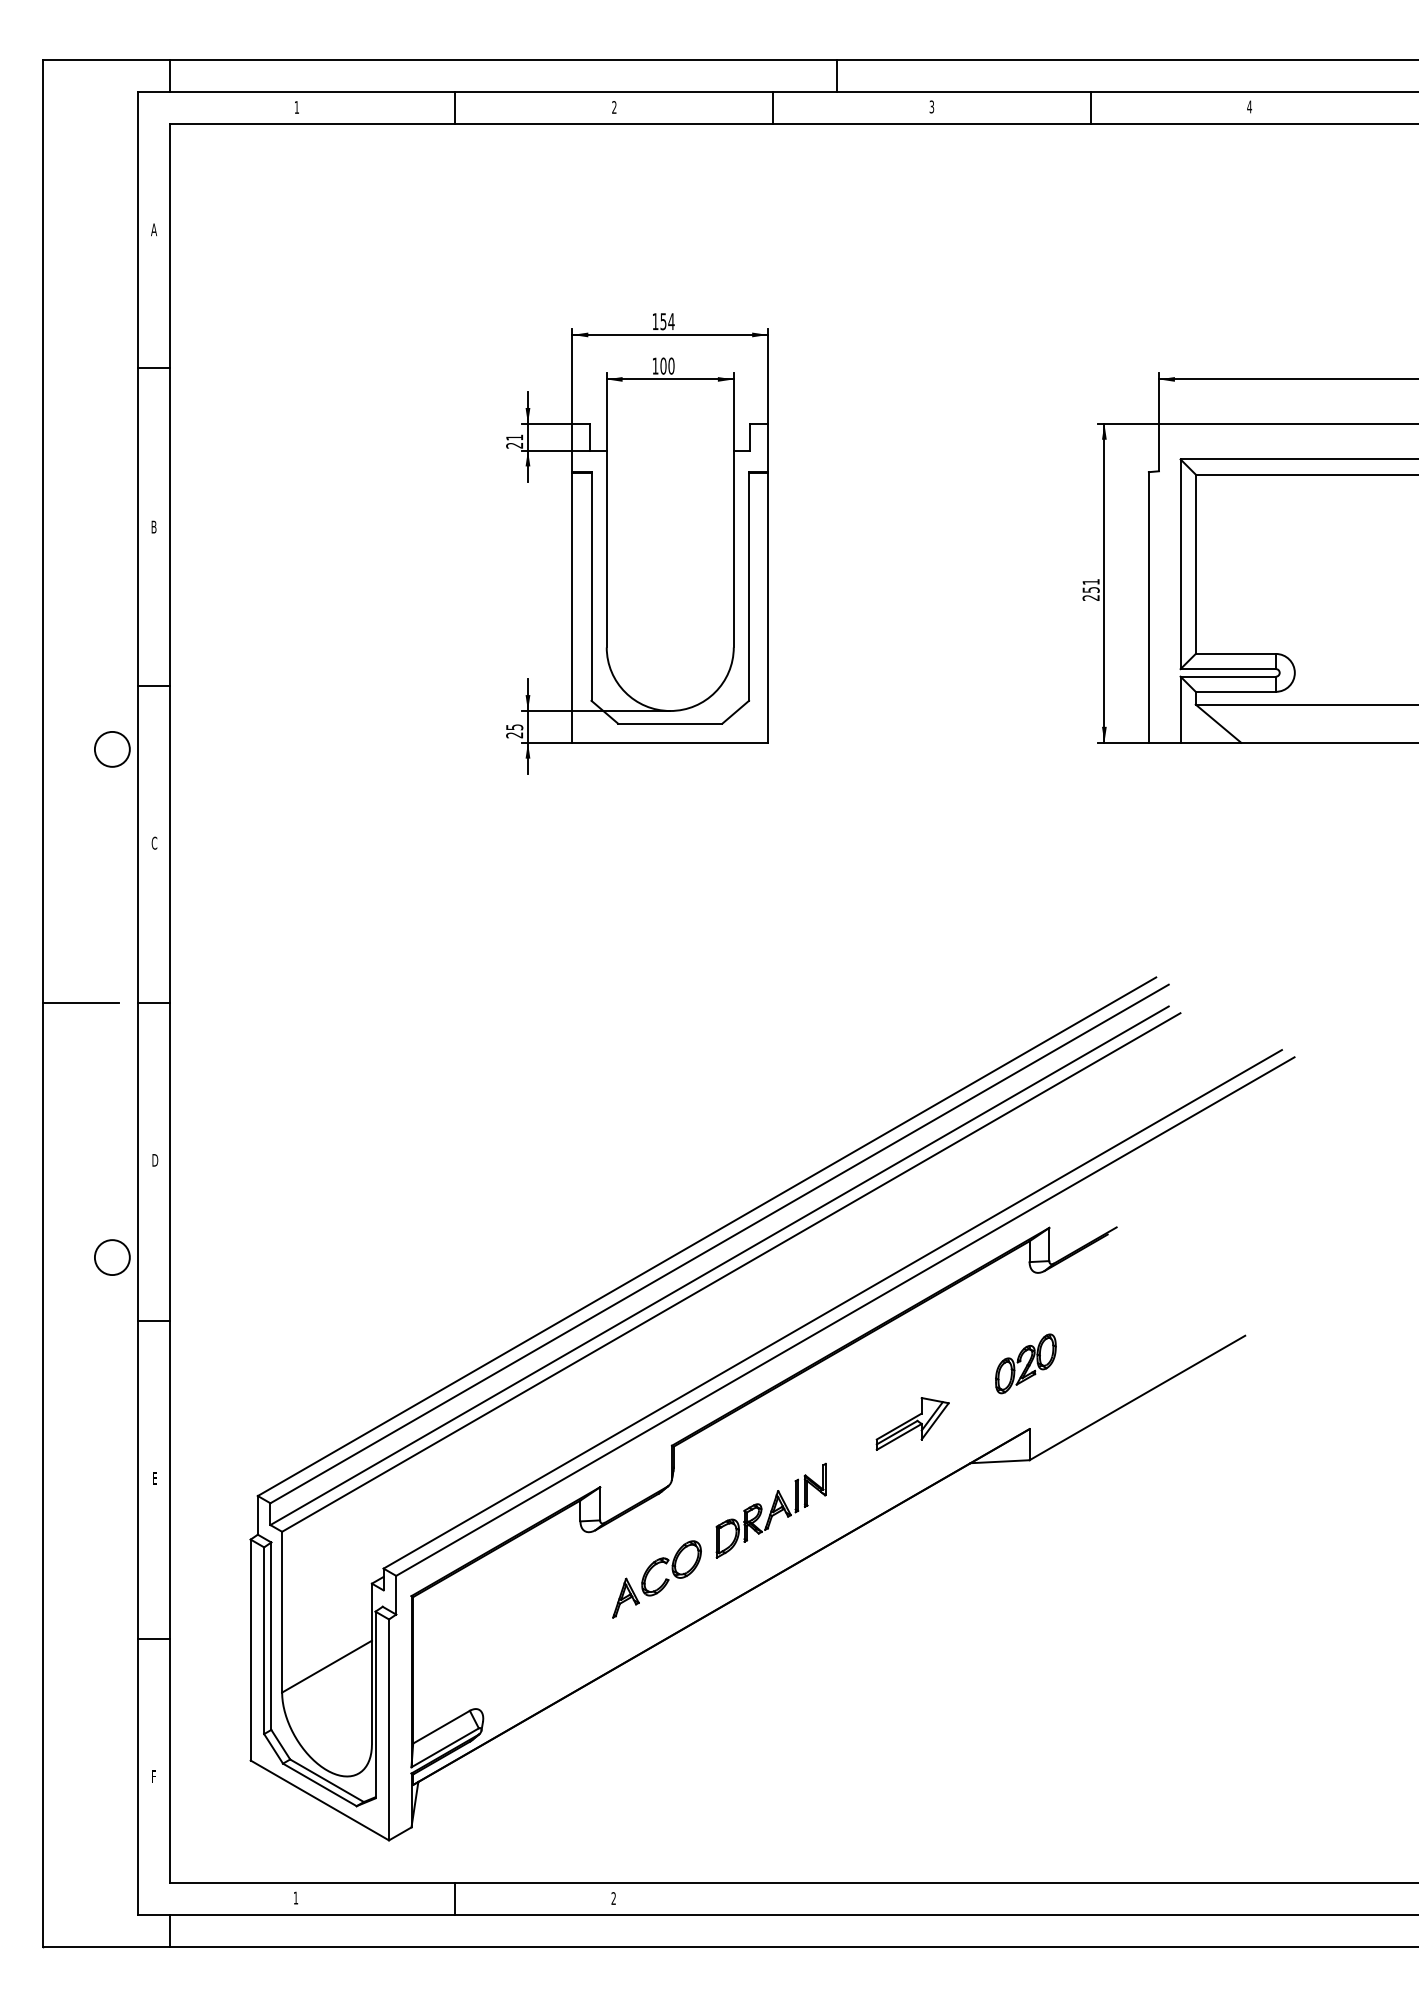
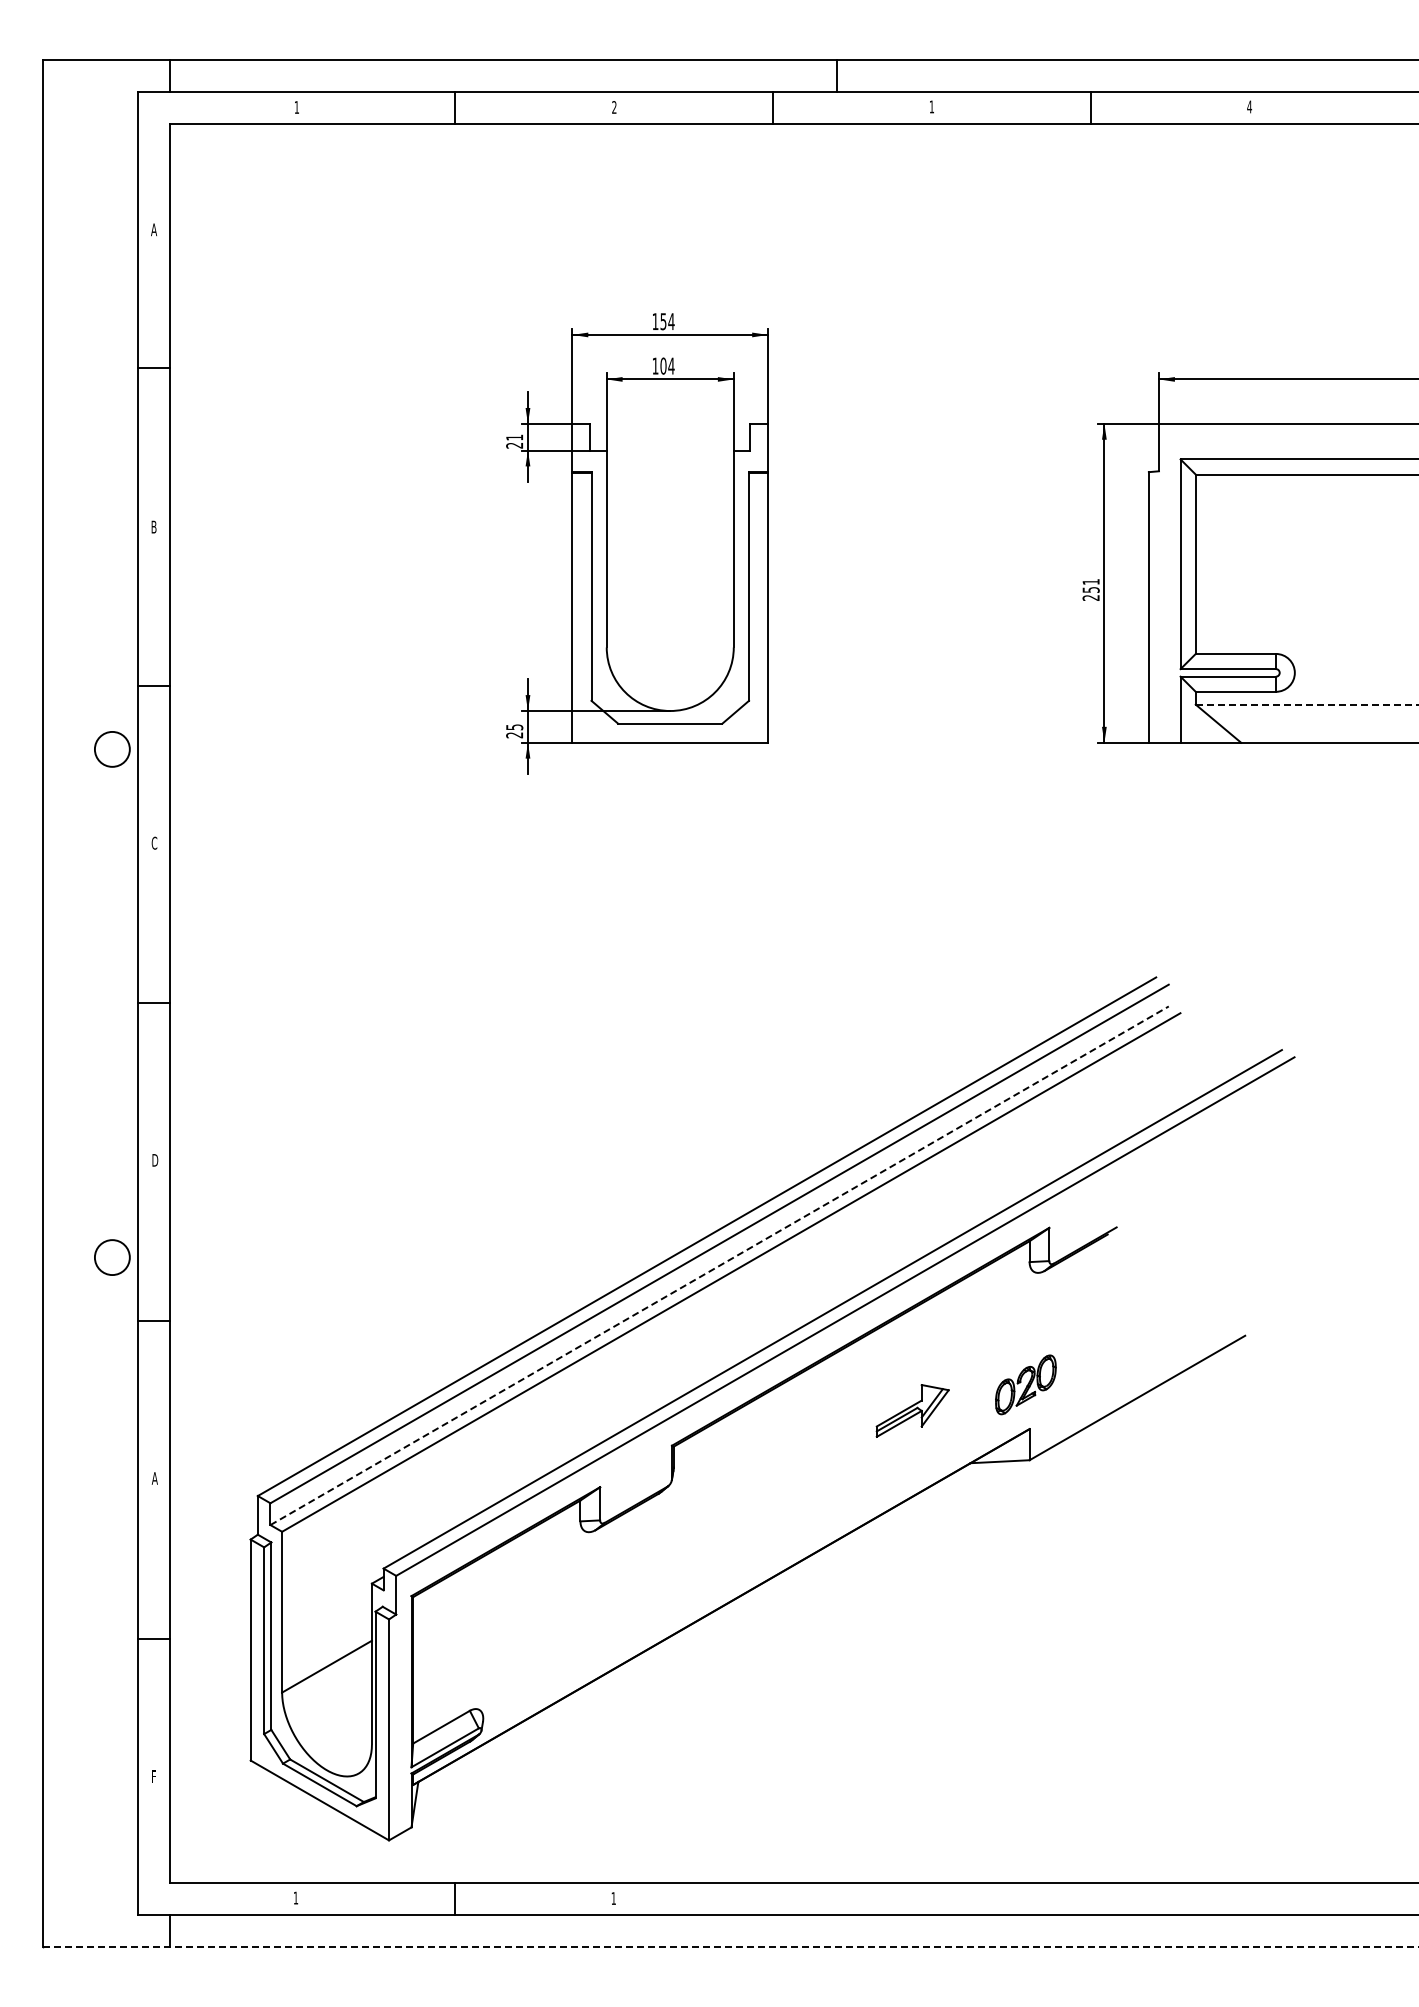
text: 3 -> 1 (931, 106)
text: 100 -> 104 (671, 365)
line: solid -> dashed (1307, 704)
line: present -> none (80, 1003)
line: solid -> dashed (719, 1265)
part position: (1025, 1363) -> (1025, 1384) (1025, 1384)
part position: (912, 1423) -> (912, 1410) (912, 1410)
text: E -> A (154, 1478)
part: present -> none (770, 1510)
part: present -> none (661, 1584)
text: 2 -> 1 (613, 1898)
line: solid -> dashed (730, 1946)
